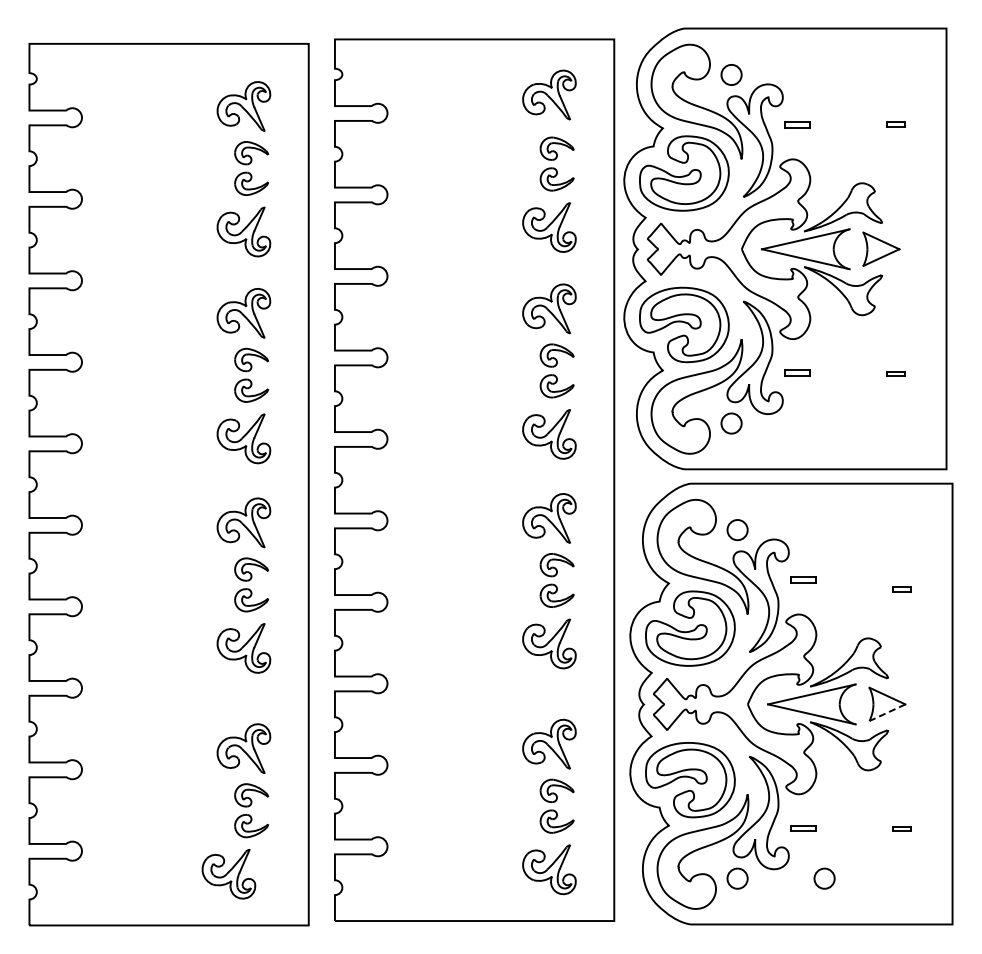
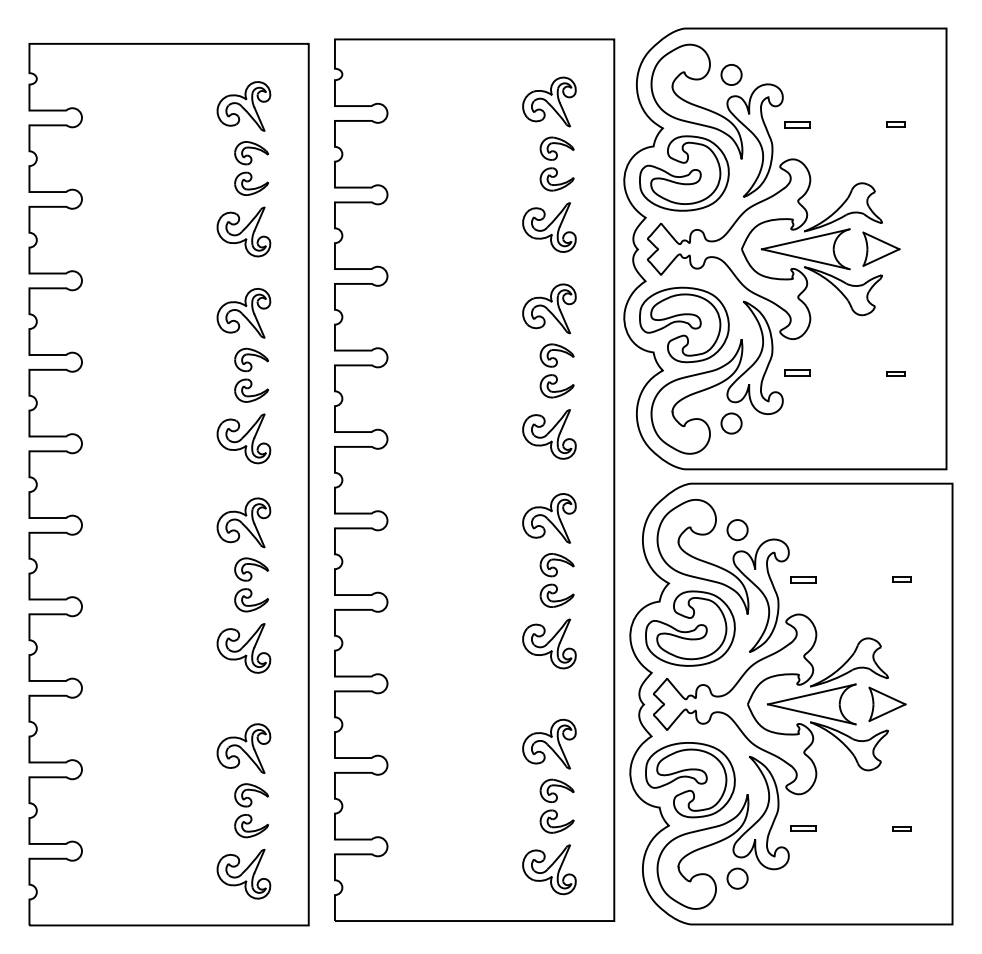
part position: (549, 94) -> (549, 101) (549, 101)
part position: (901, 589) -> (901, 579) (901, 579)
line: dashed -> solid (887, 712)
part position: (228, 873) -> (243, 873) (243, 873)
circle: present -> none (824, 878)
